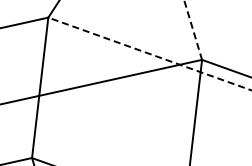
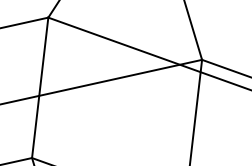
line: dashed -> solid (193, 30)
line: dashed -> solid (149, 54)
